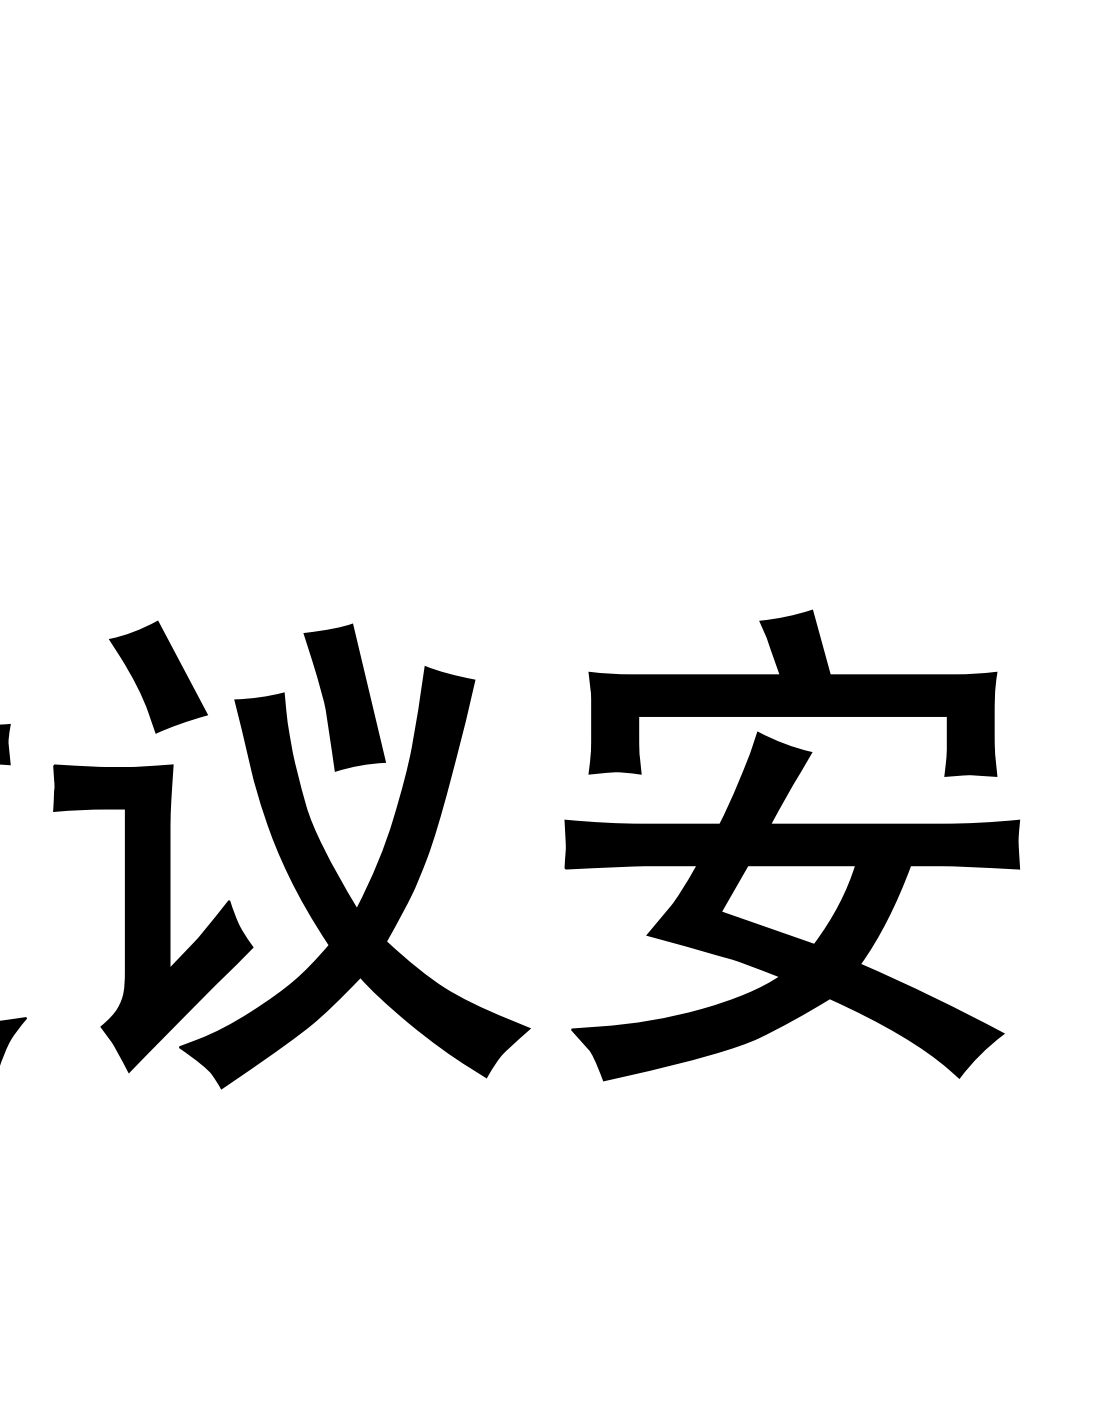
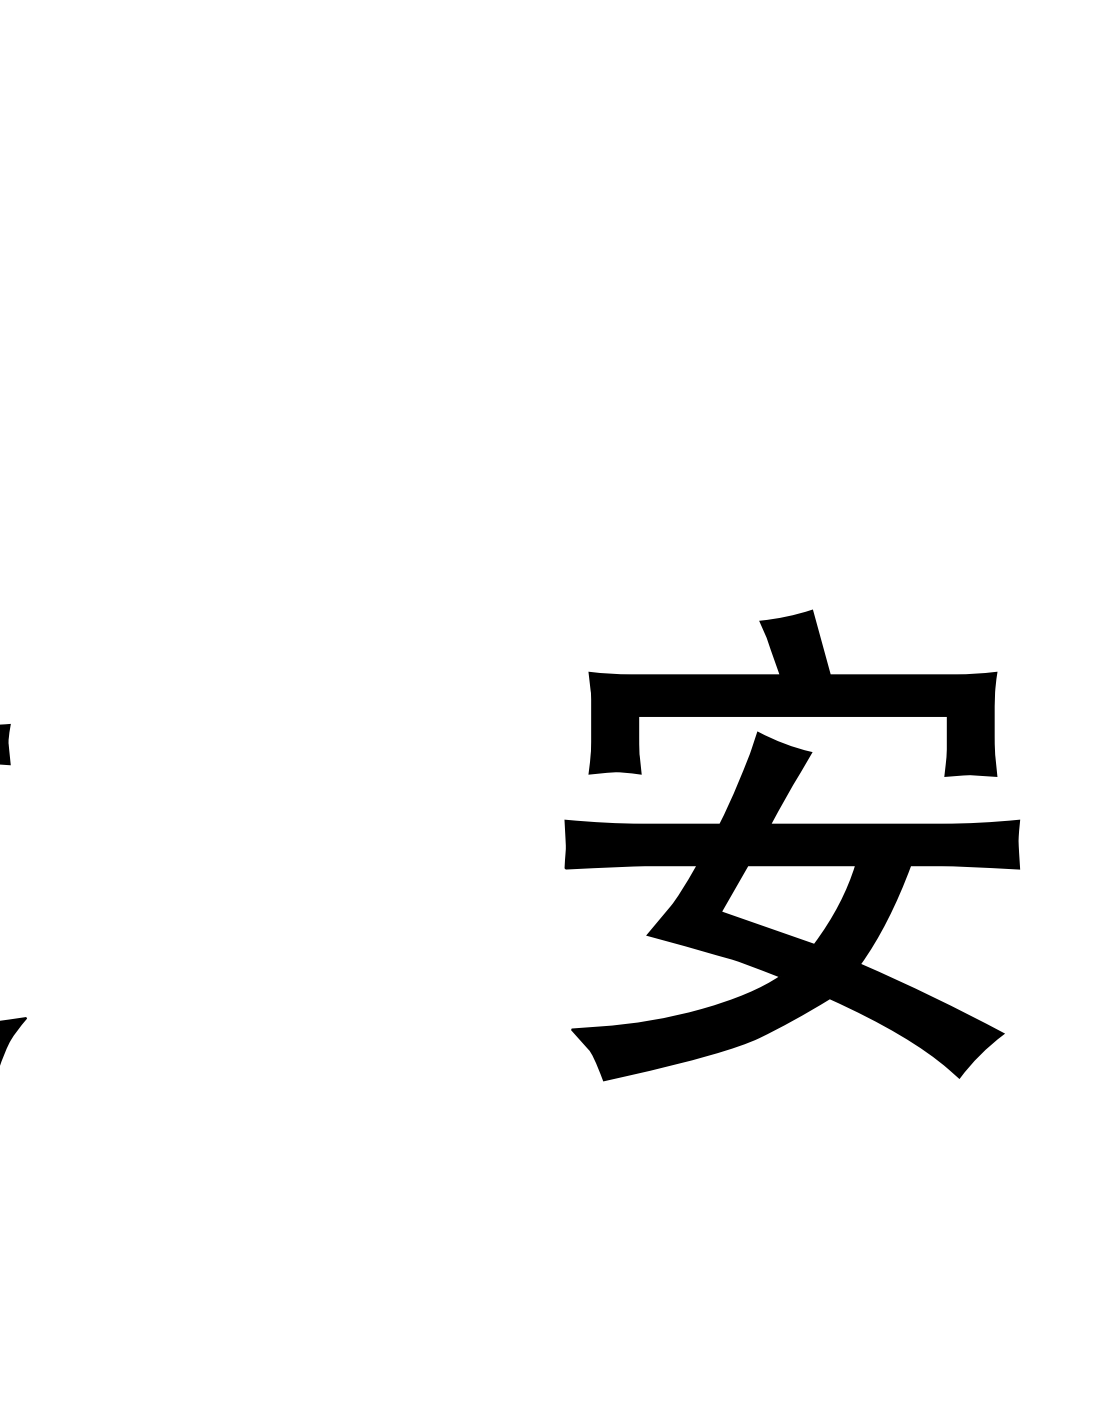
part: present -> none (291, 854)
